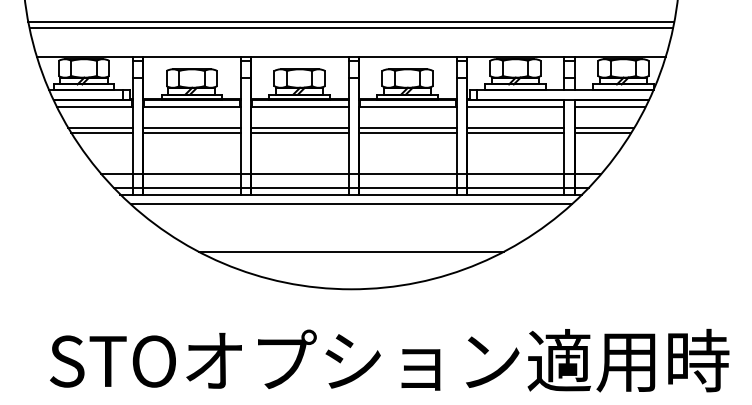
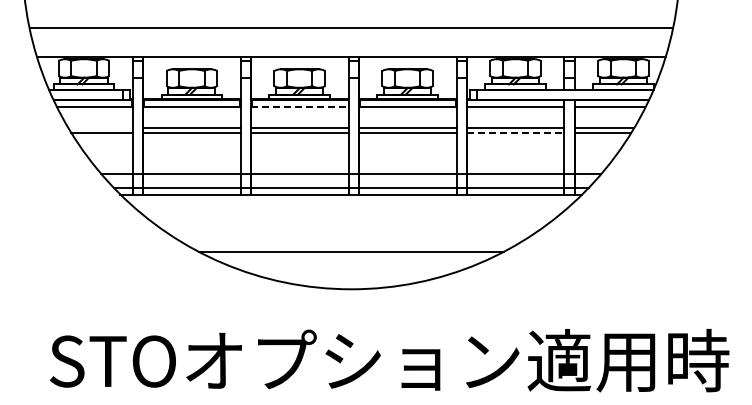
line: present -> none (351, 22)
line: solid -> dashed (299, 107)
line: present -> none (100, 127)
line: solid -> dashed (515, 132)
line: present -> none (350, 204)
